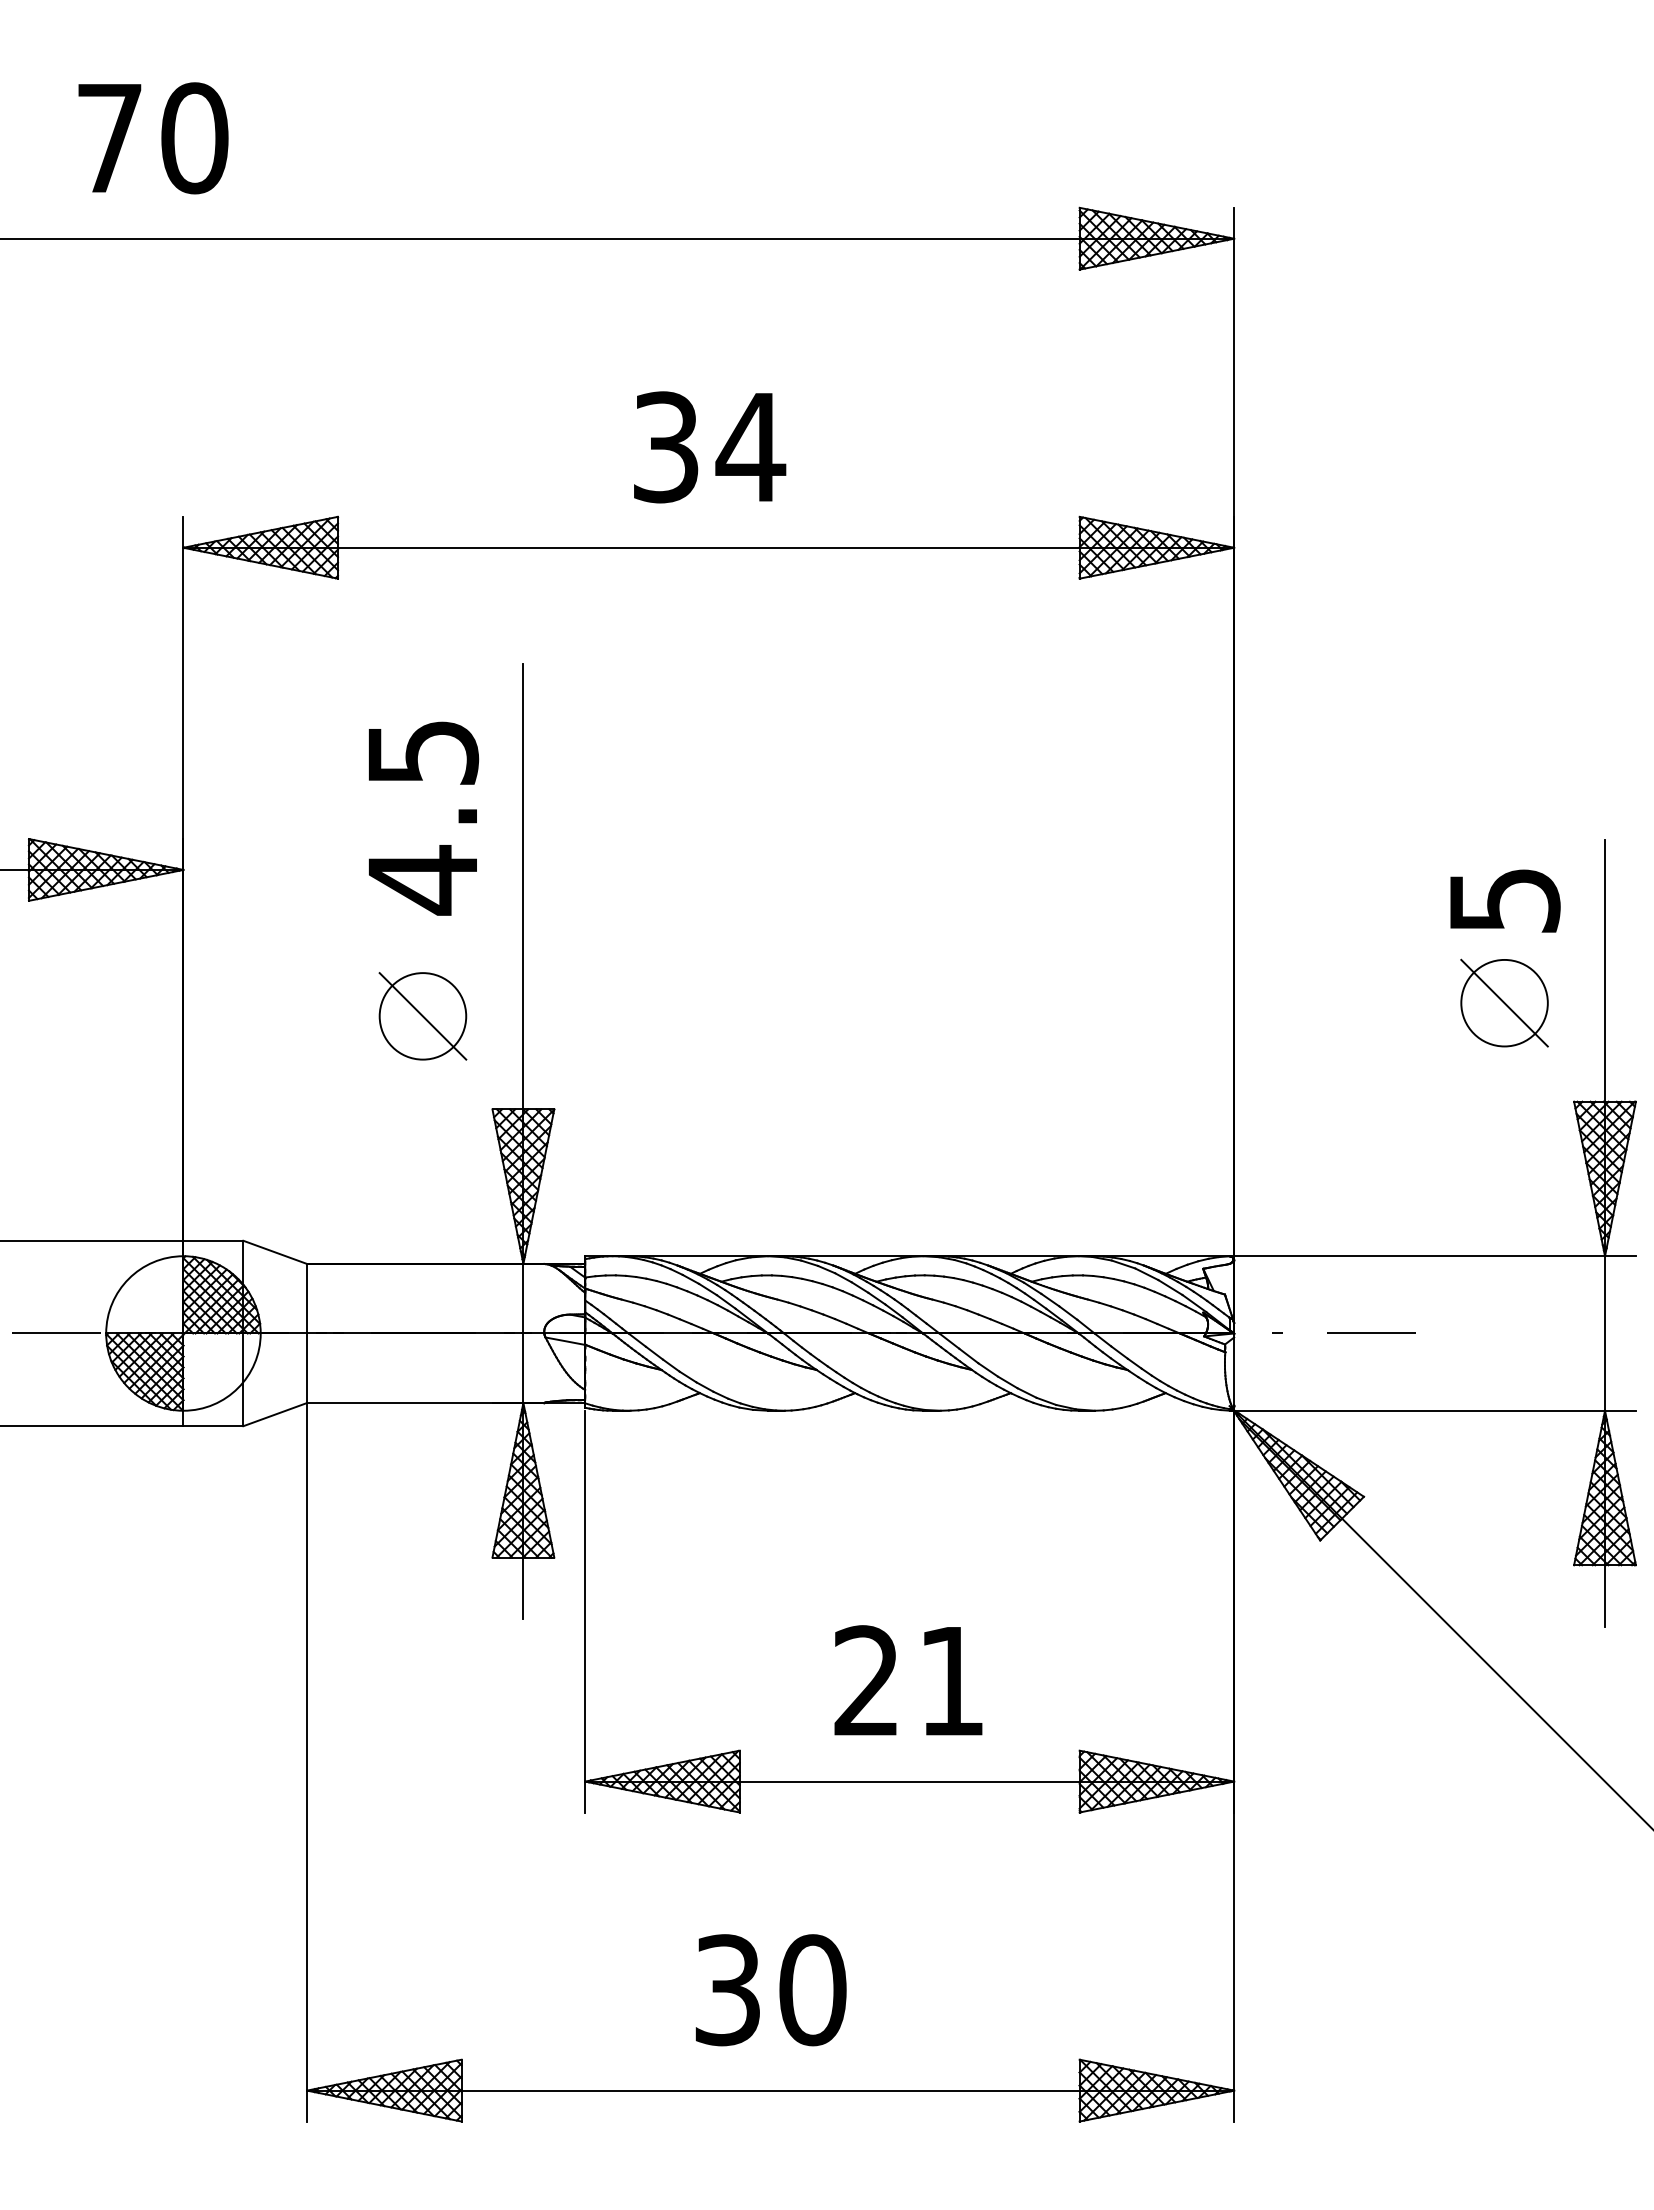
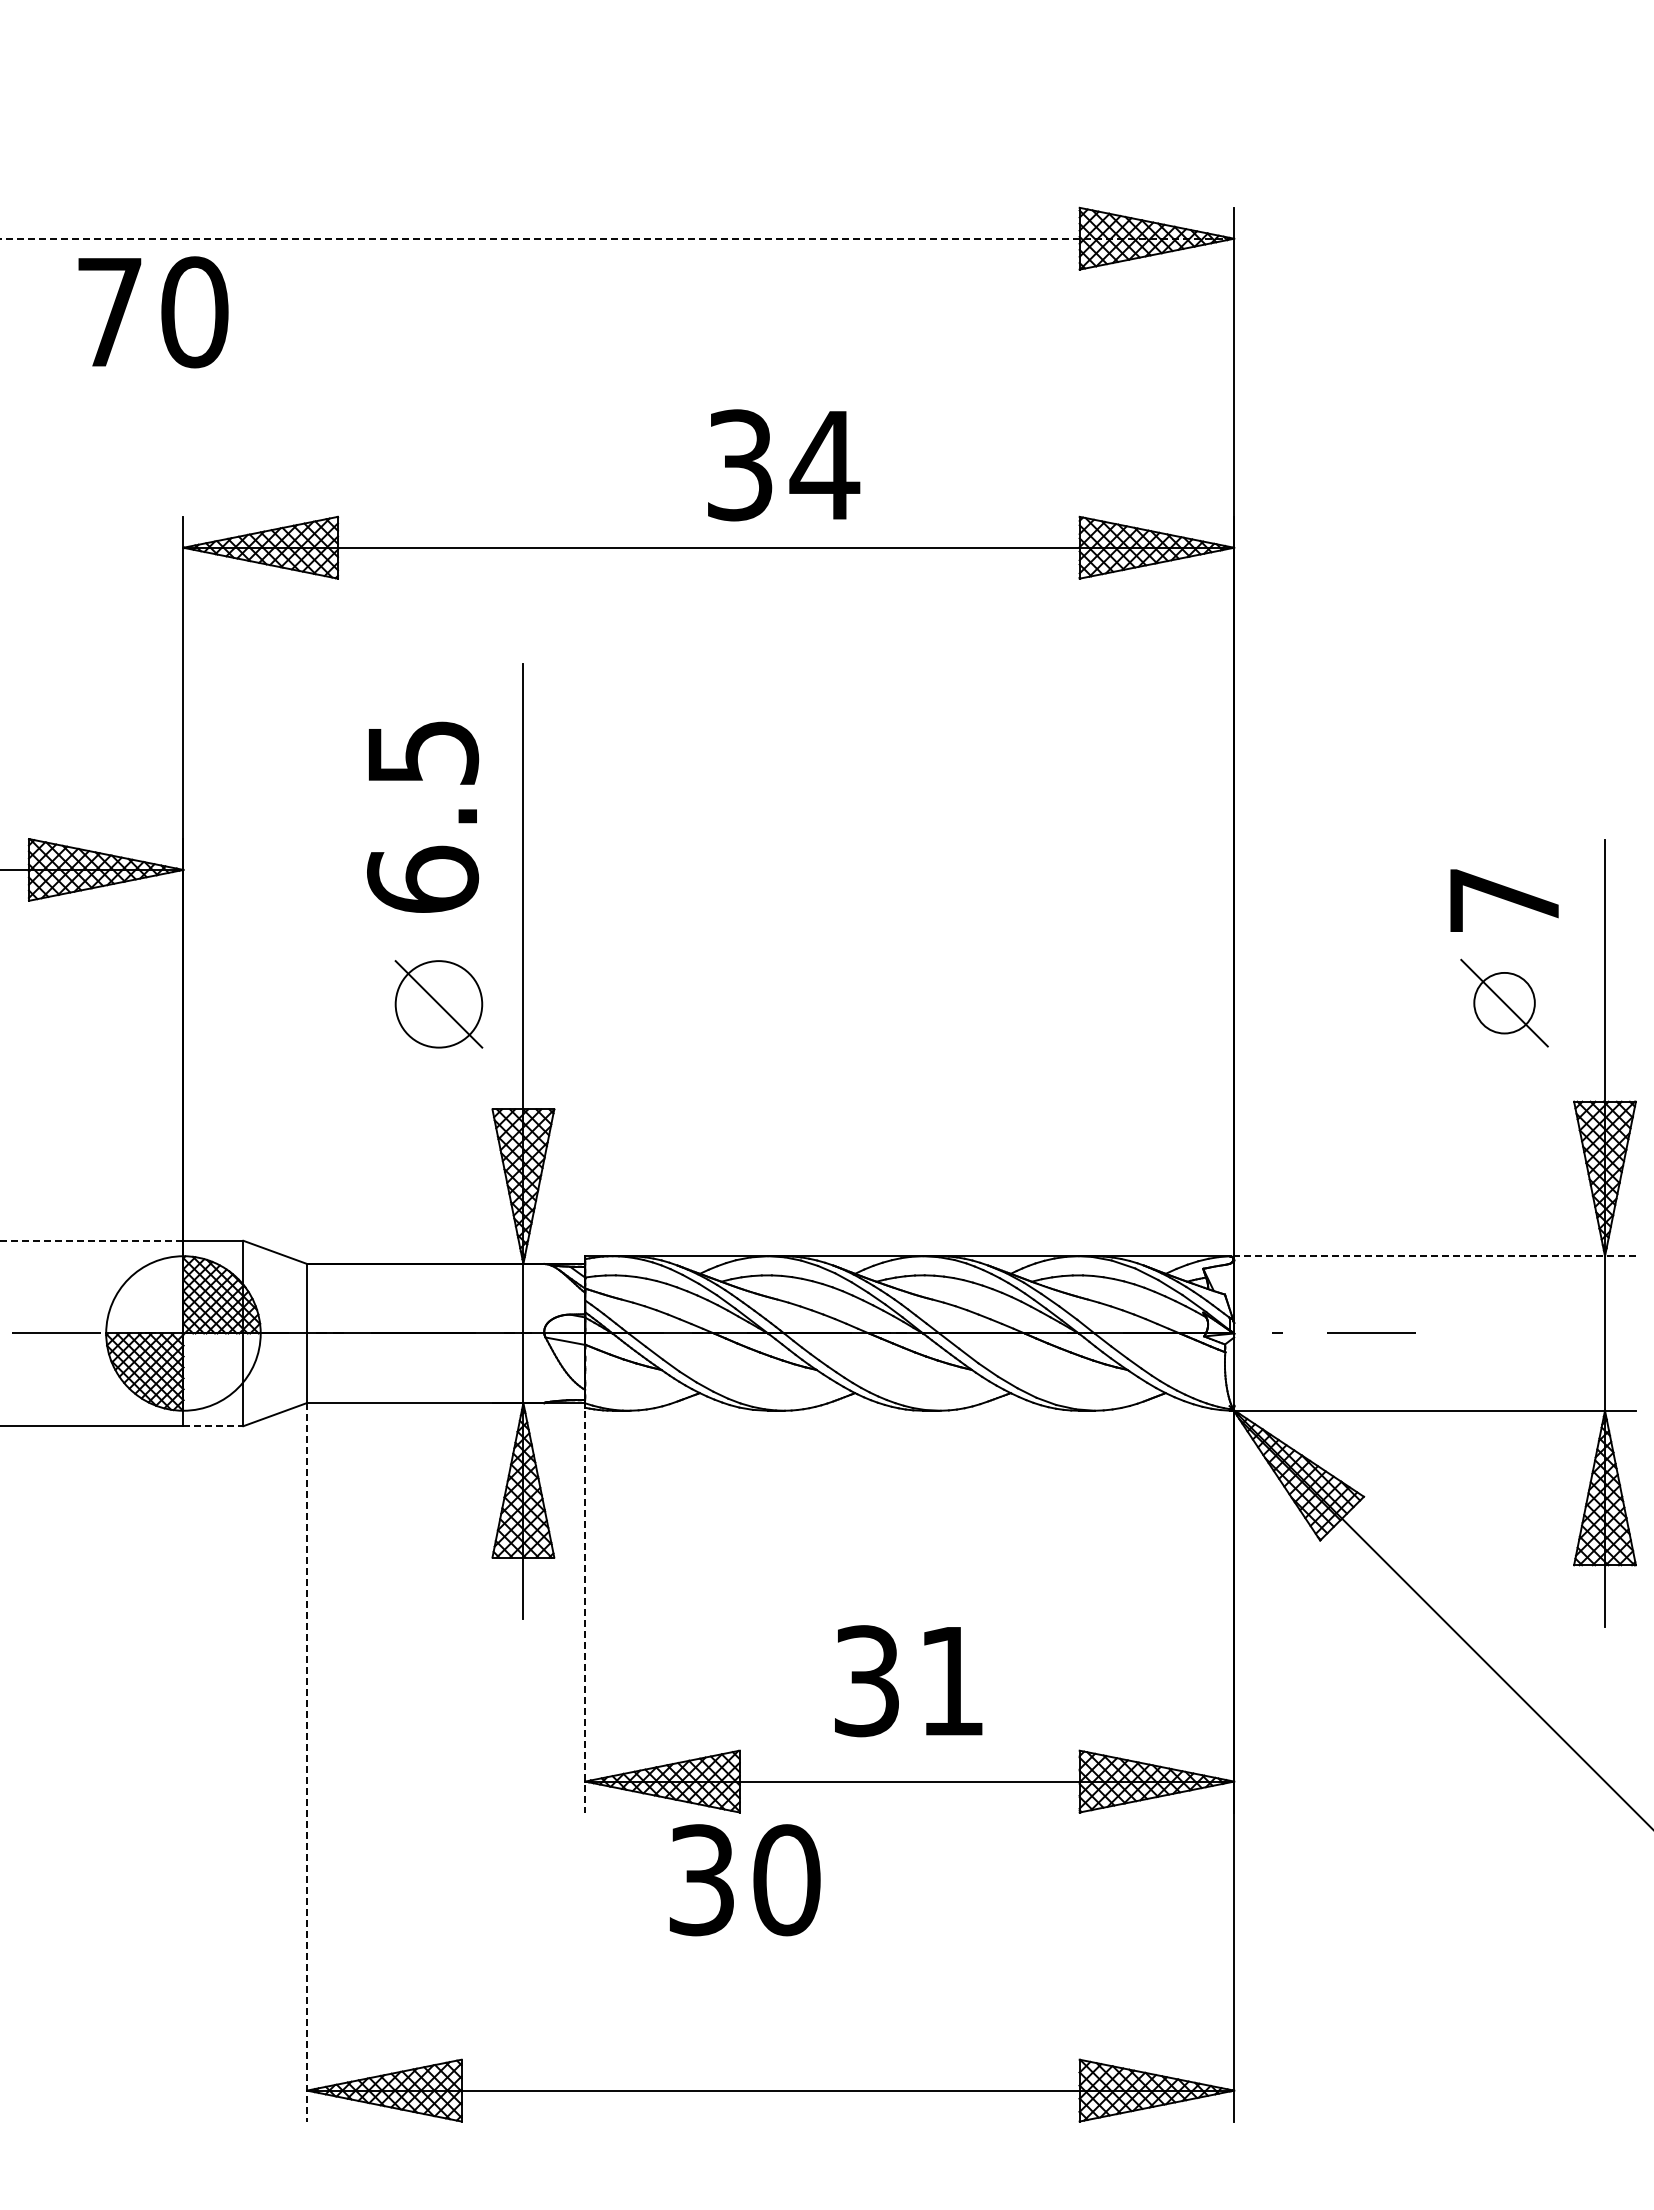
text position: (153, 138) -> (153, 312) (153, 312)
line: solid -> dashed (617, 238)
text position: (710, 447) -> (784, 465) (784, 465)
text: 4.5 -> 6.5 (423, 880)
text: 5 -> 7 (1505, 900)
circle diameter: 87 px -> 61 px (1504, 1002)
part position: (422, 1016) -> (438, 1004) (438, 1004)
line: solid -> dashed (91, 1240)
line: solid -> dashed (1432, 1256)
line: solid -> dashed (213, 1426)
line: solid -> dashed (585, 1611)
text: 21 -> 31 (866, 1681)
line: solid -> dashed (307, 1762)
text position: (770, 1990) -> (744, 1880) (744, 1880)
